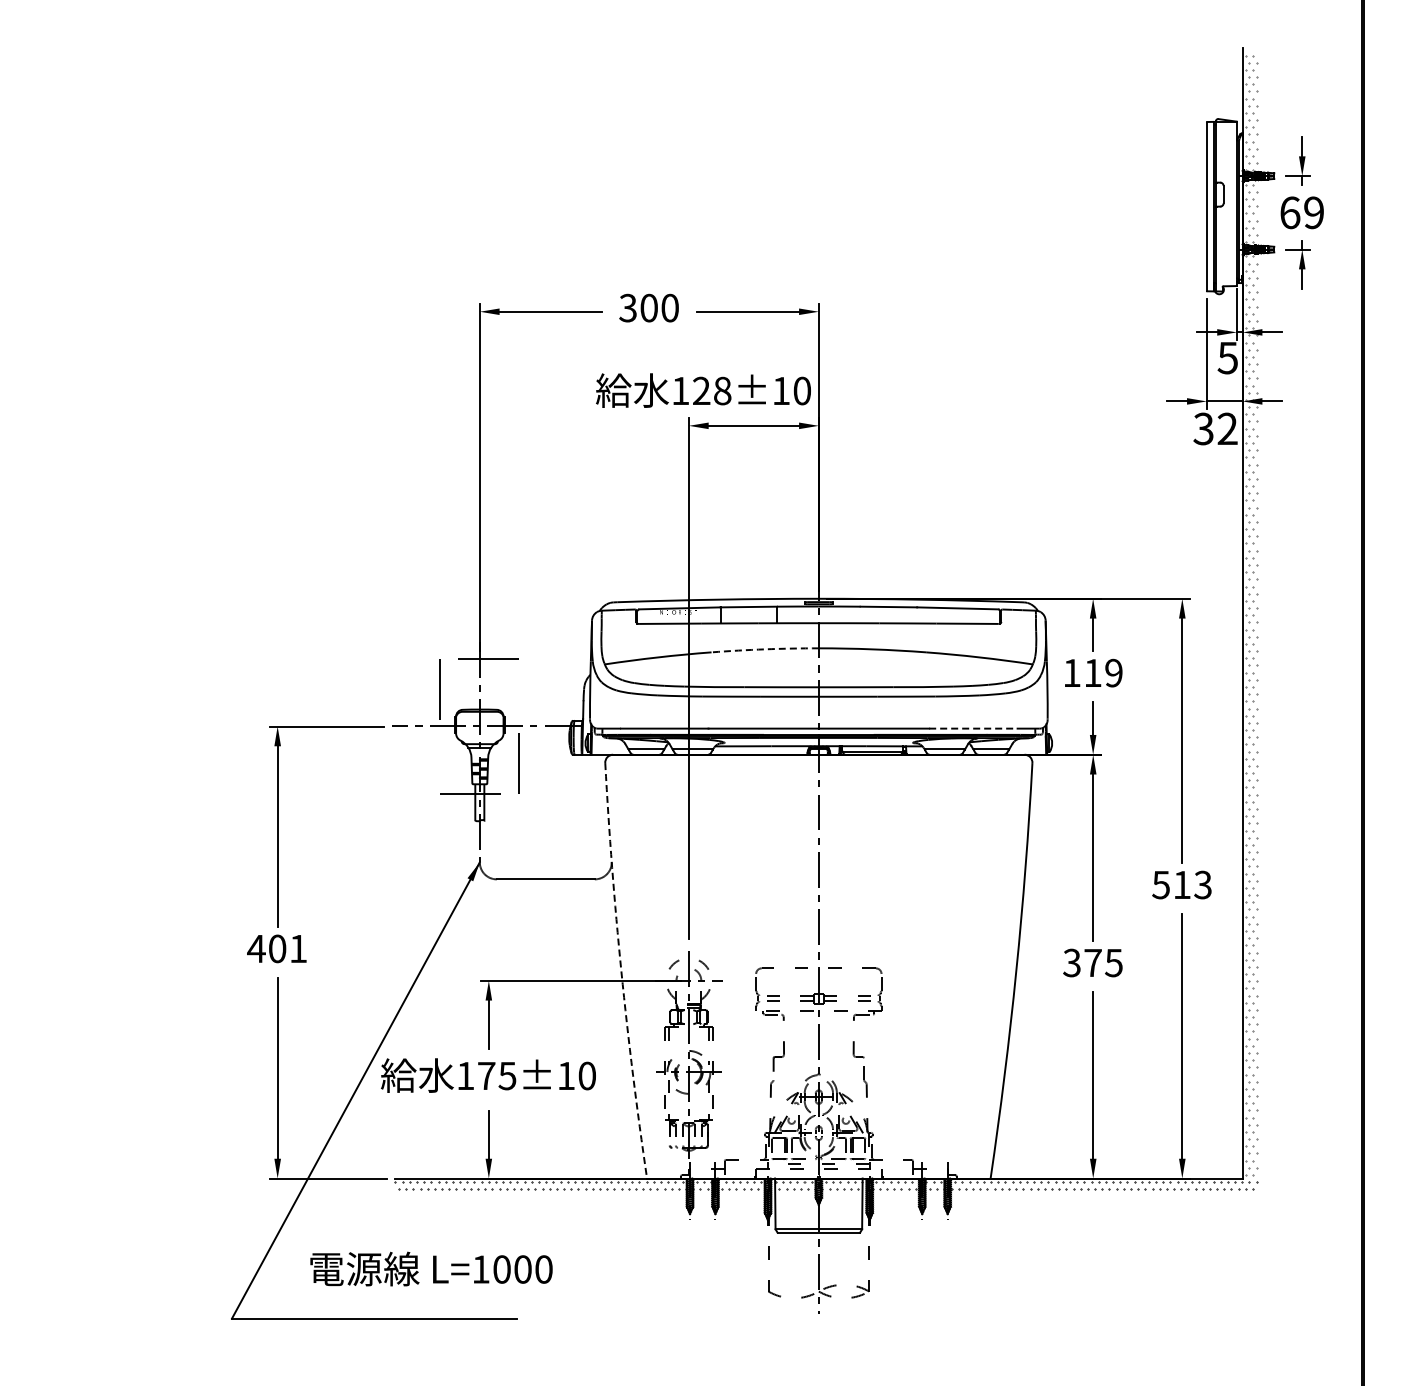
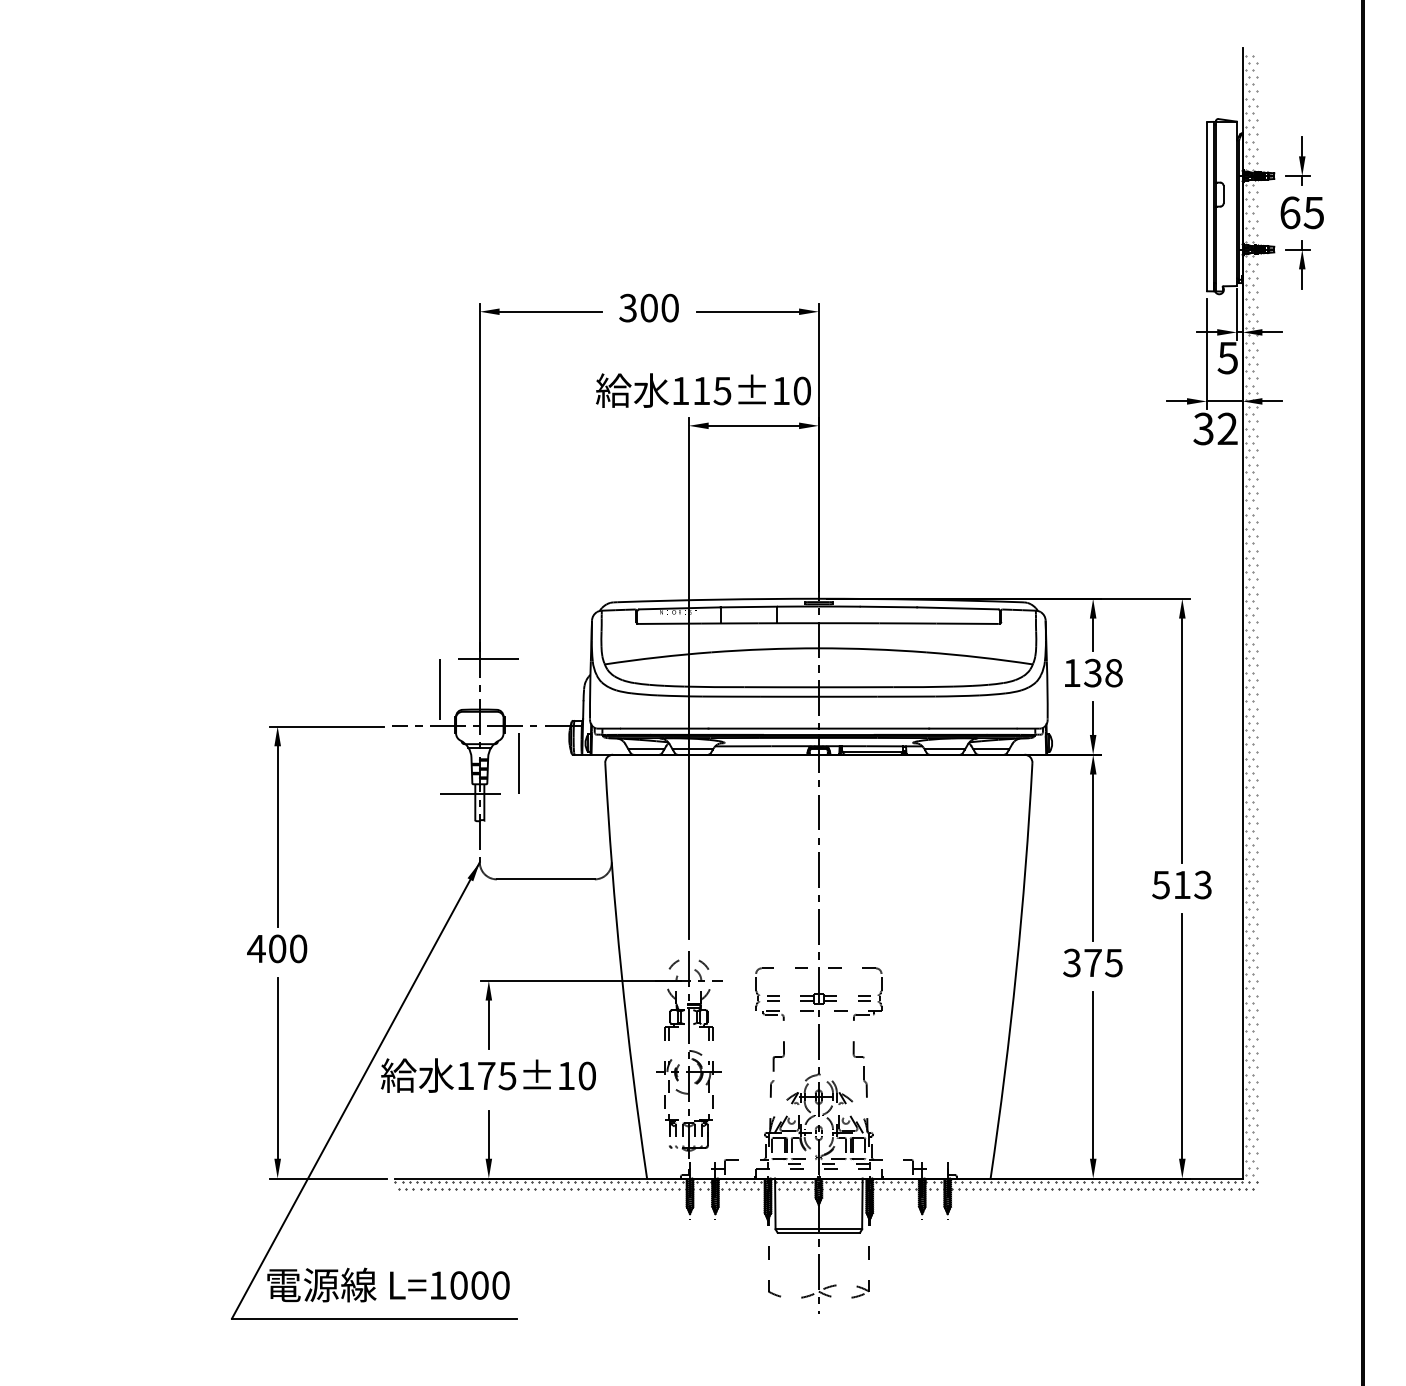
text: 69 -> 65 (1313, 212)
text: 128±10 -> 115±10 (712, 390)
arc: dashed -> solid (765, 649)
text: 119 -> 138 (1103, 672)
line: dashed -> solid (972, 728)
text: 401 -> 400 (298, 948)
arc: dashed -> solid (621, 971)
text position: (431, 1268) -> (388, 1284) (388, 1284)
